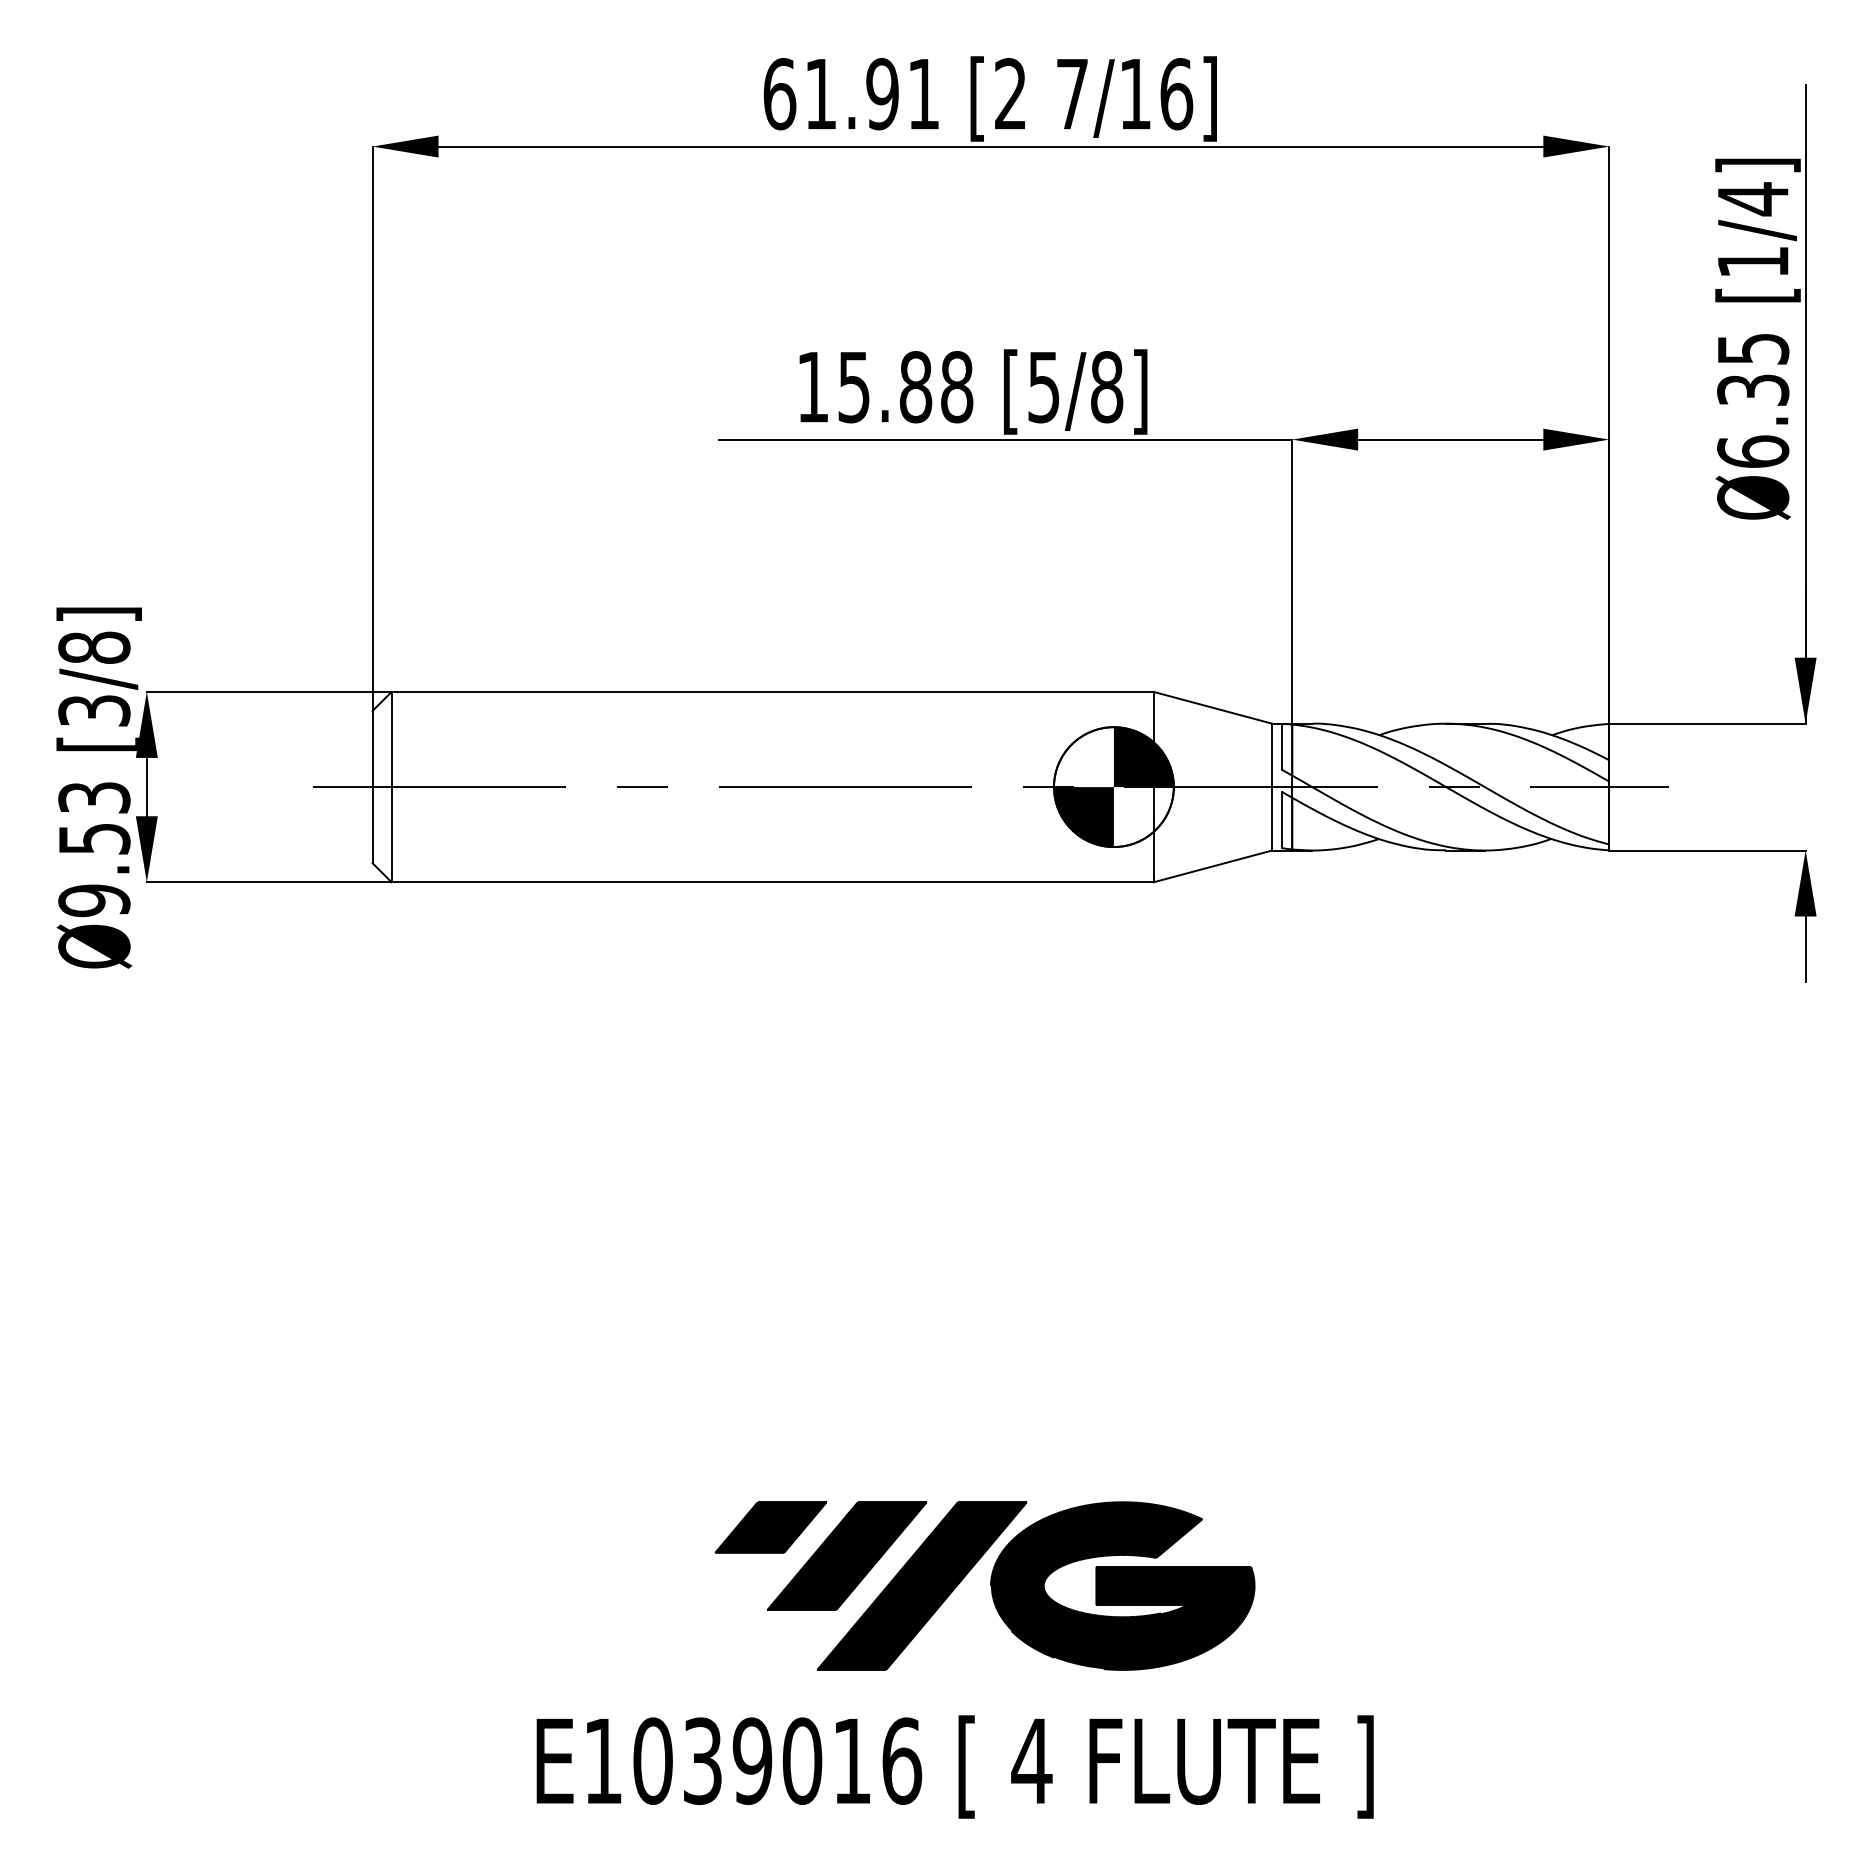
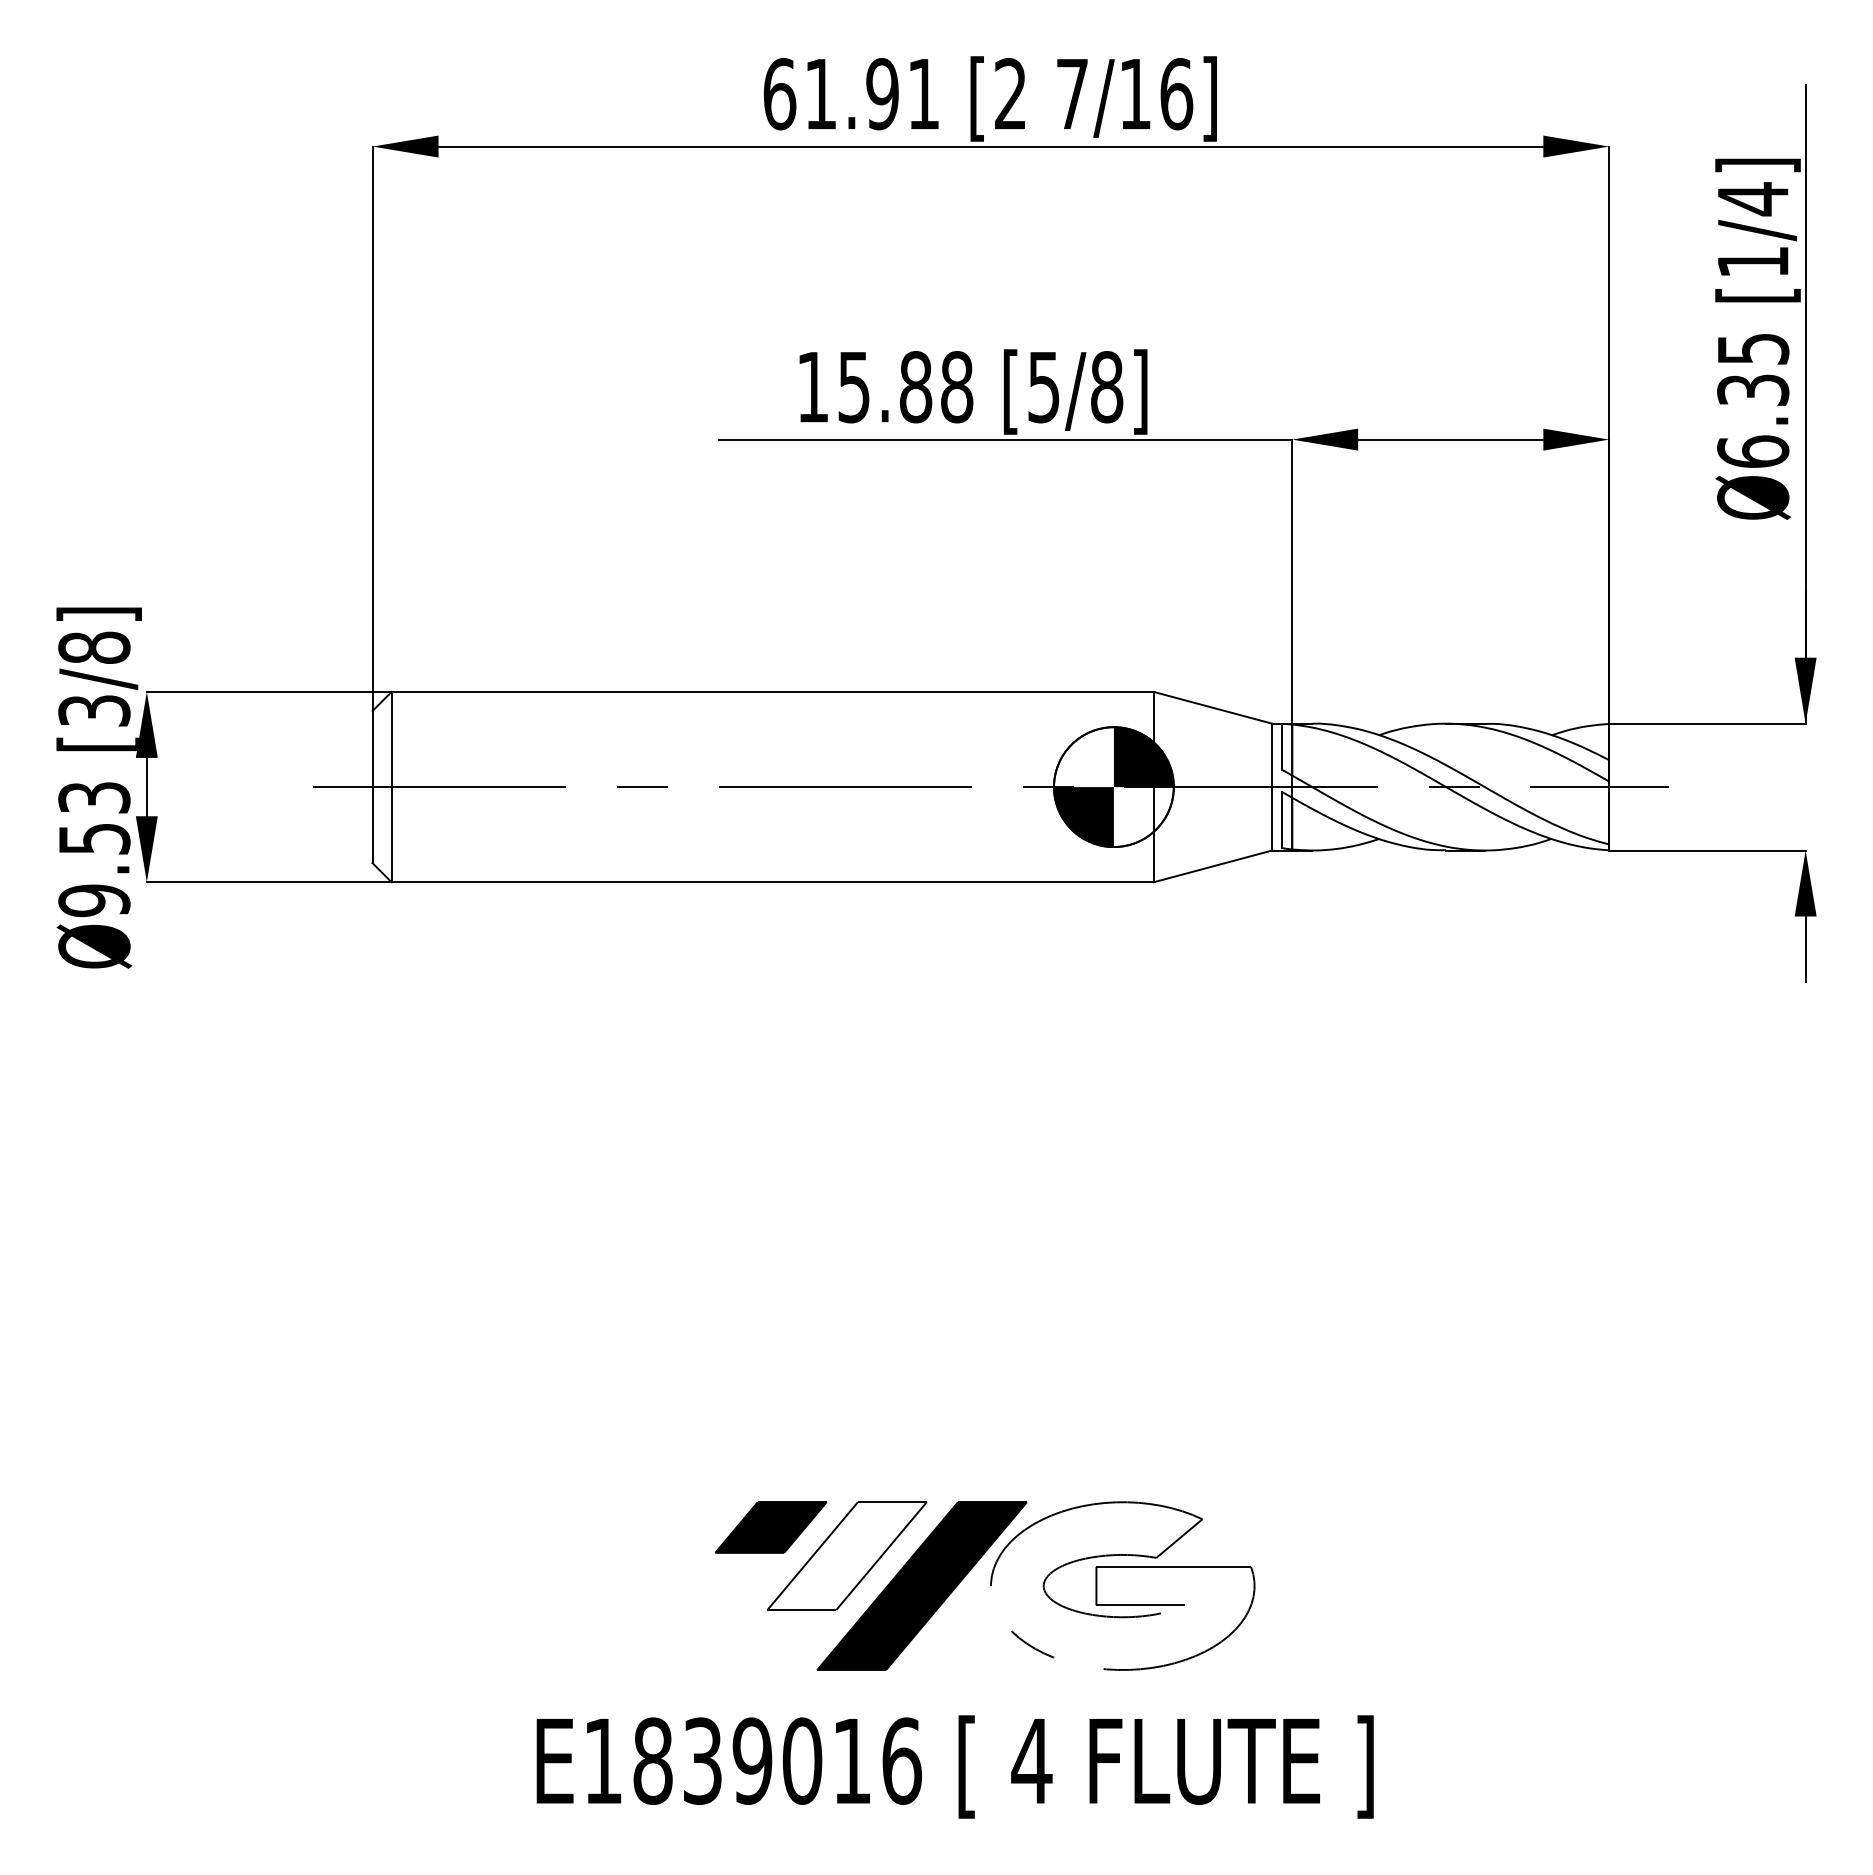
fill: present -> none (846, 1556)
fill: present -> none (1122, 1585)
text: E1039016 -> E1839016 (652, 1760)
